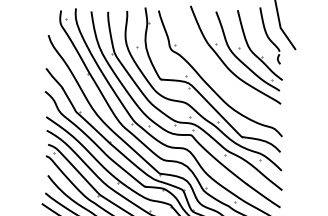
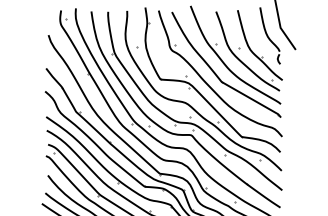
part: none -> present (216, 73)
